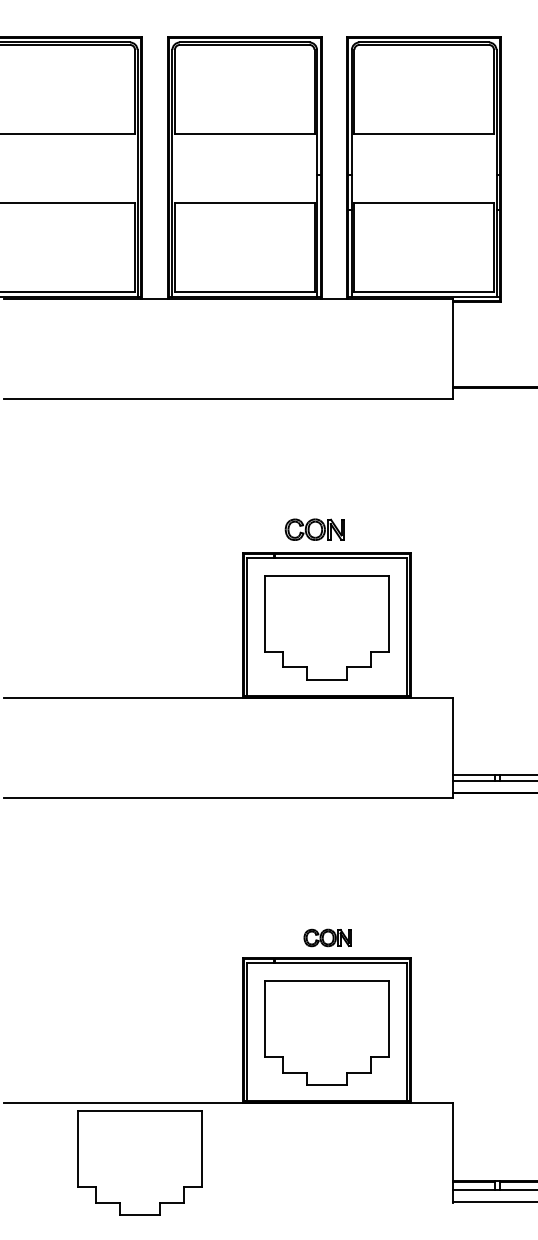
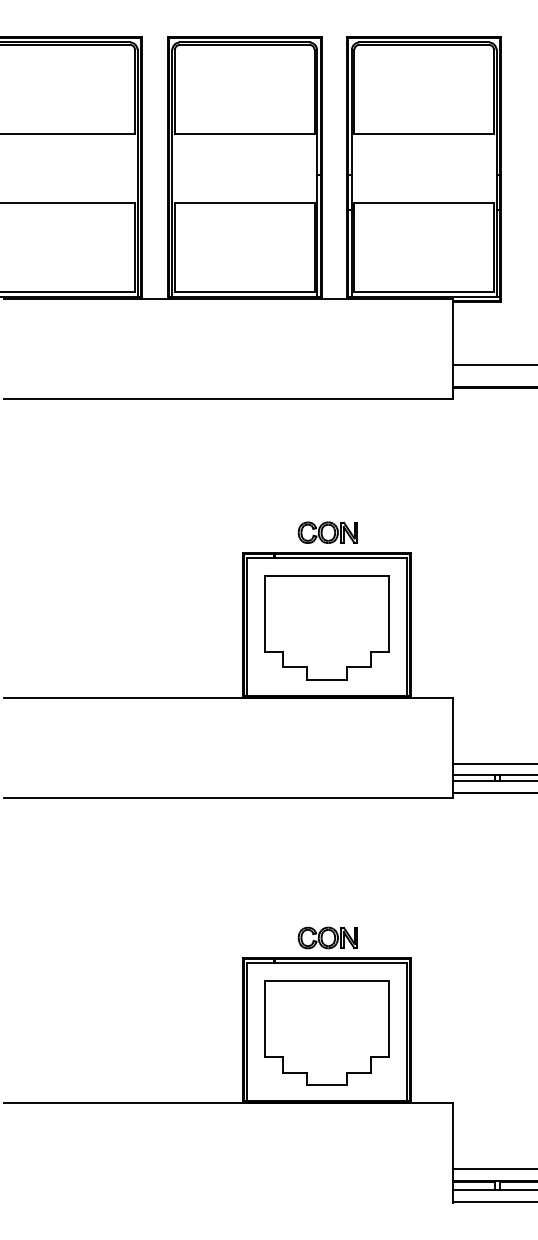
line: none -> present (493, 365)
part position: (314, 529) -> (327, 532) (327, 532)
line: none -> present (493, 763)
part size: 49x20 px -> 61x24 px (327, 937)
part: present -> none (139, 1162)
line: none -> present (493, 1169)
